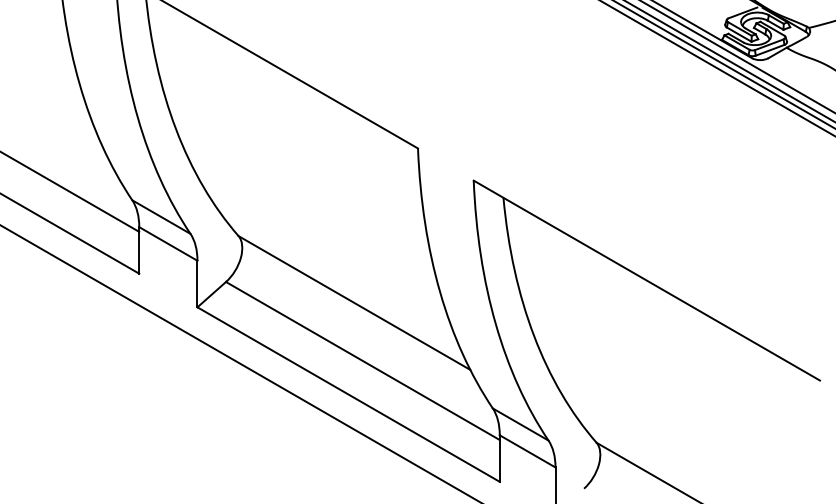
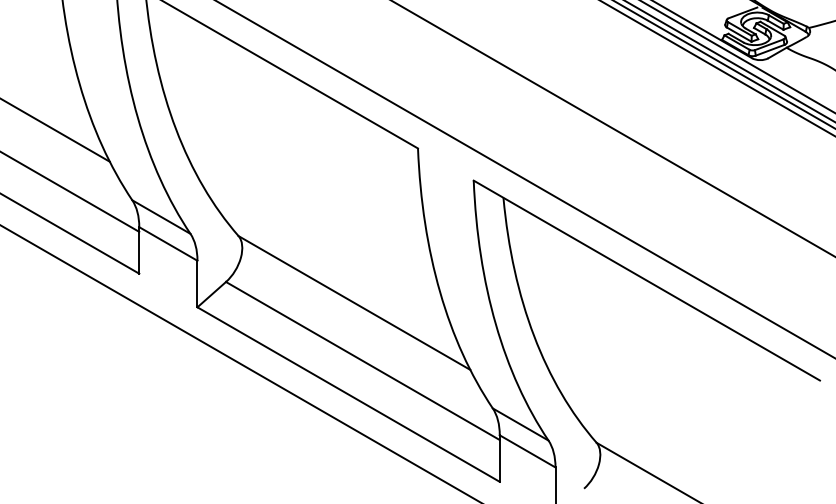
line: none -> present (613, 128)
line: none -> present (55, 130)
line: none -> present (525, 179)
